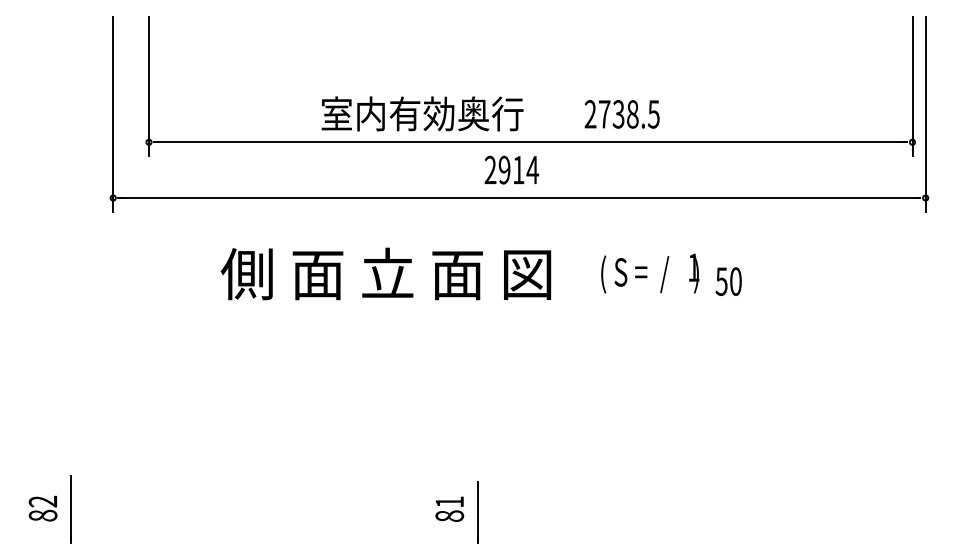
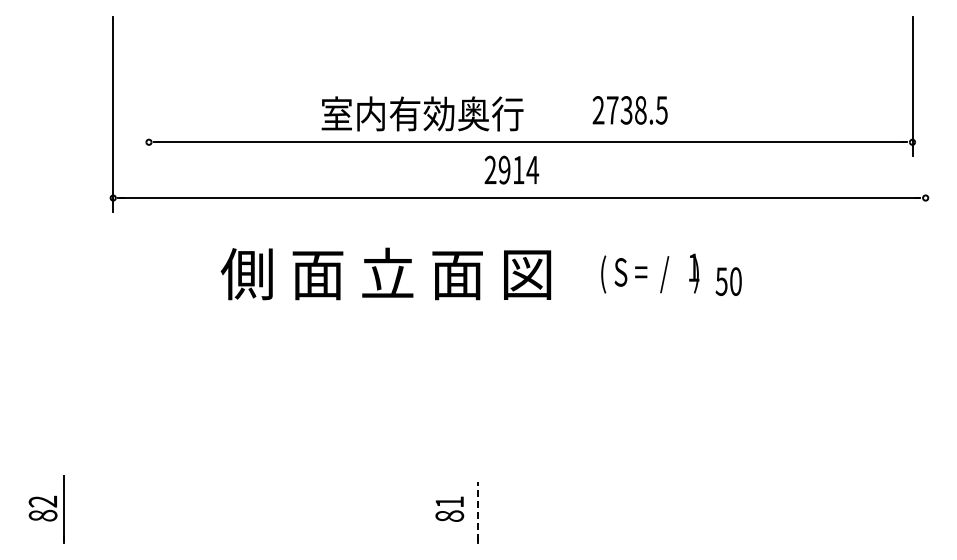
line: present -> none (148, 86)
line: present -> none (925, 113)
text position: (621, 114) -> (629, 110) (629, 110)
line position: (70, 509) -> (63, 509) (63, 509)
line: solid -> dashed (477, 511)
